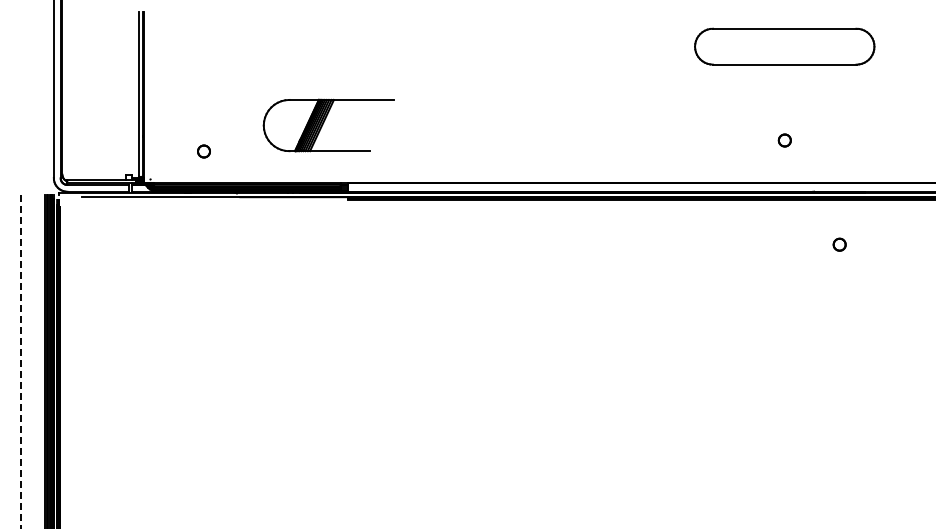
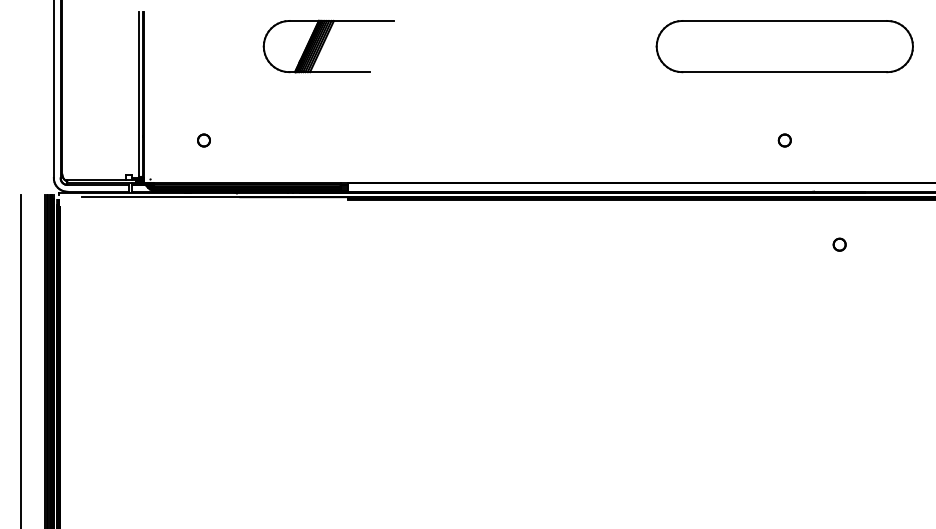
part size: 182x39 px -> 259x54 px (784, 46)
part position: (328, 125) -> (328, 46) (328, 46)
part position: (203, 151) -> (203, 140) (203, 140)
line: dashed -> solid (21, 362)
